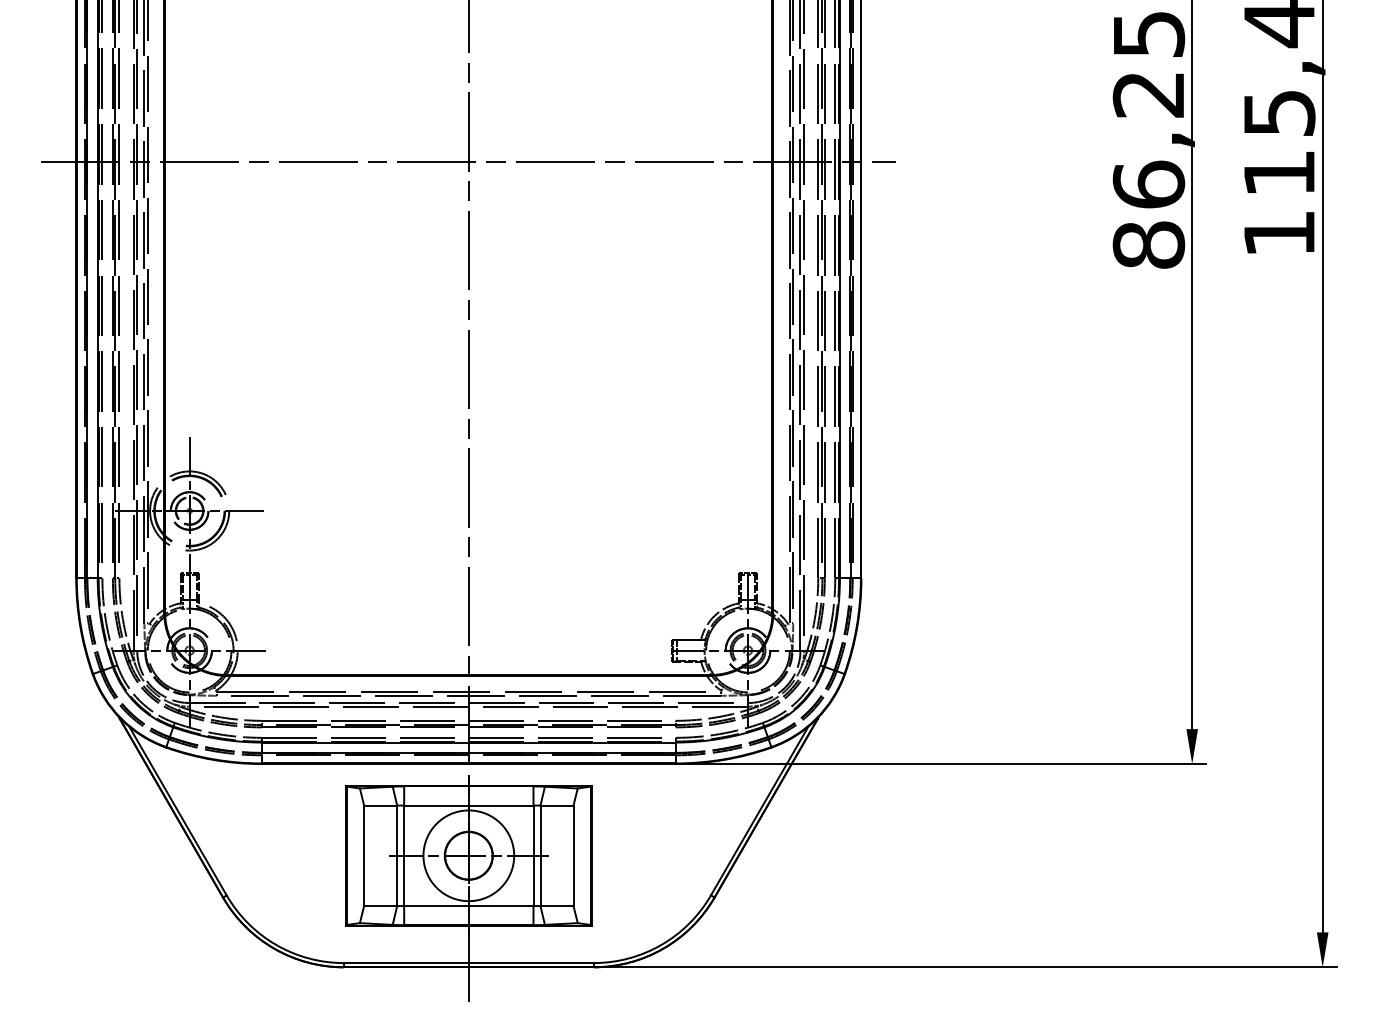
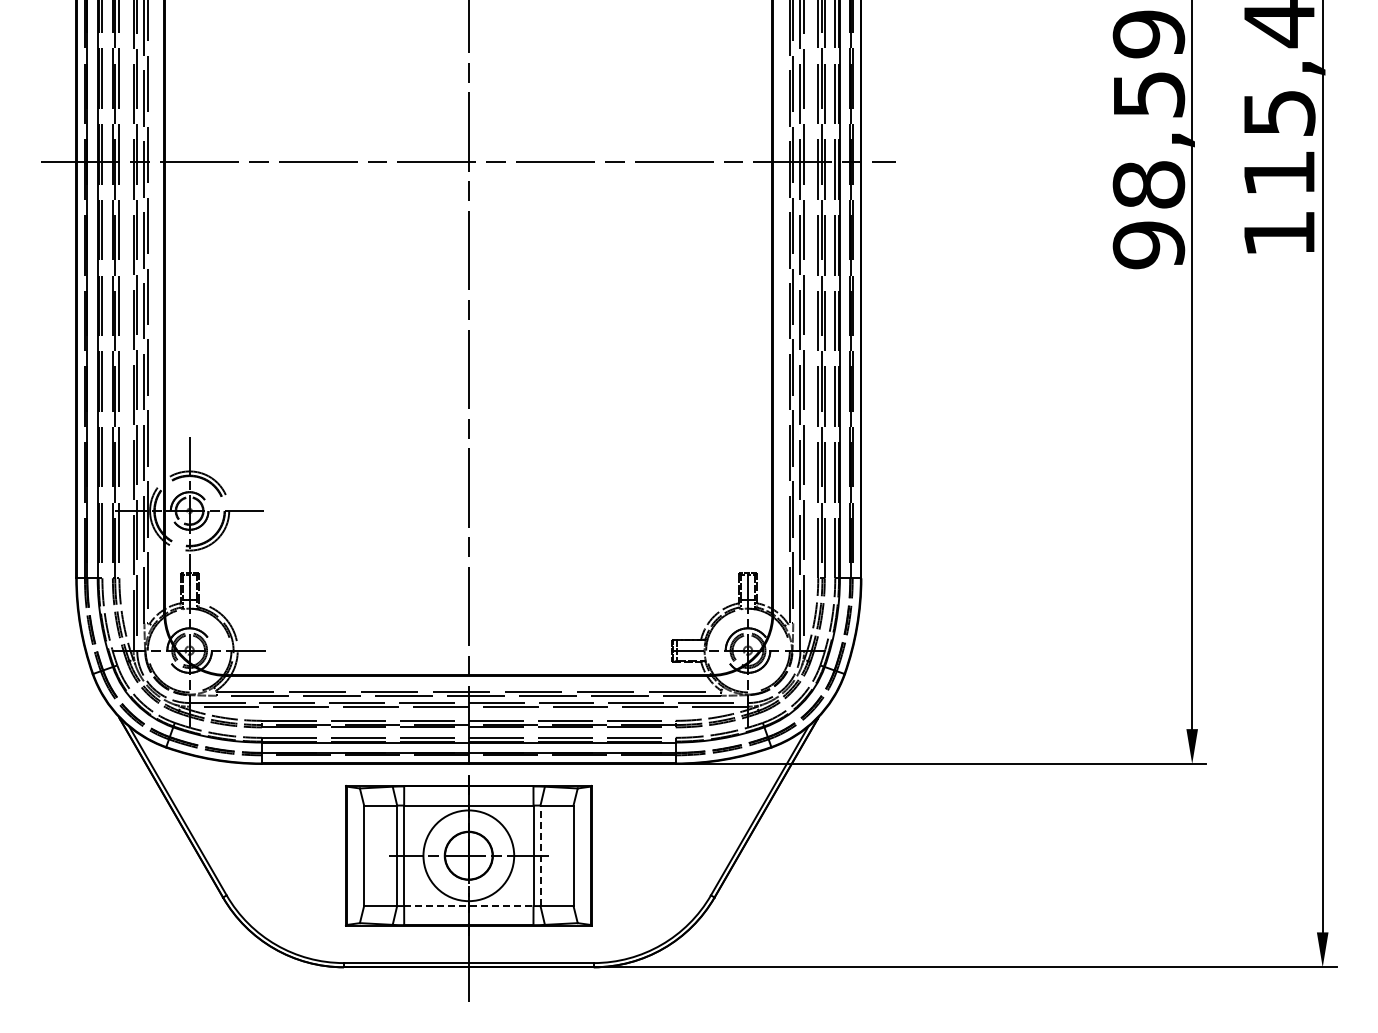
text: 86,25 -> 98,59 (1148, 139)
line: solid -> dashed (540, 855)
line: solid -> dashed (468, 906)
